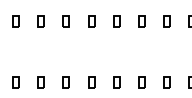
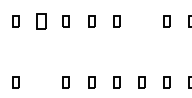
part size: 8x13 px -> 11x17 px (41, 21)
part: present -> none (141, 21)
part: present -> none (40, 82)
